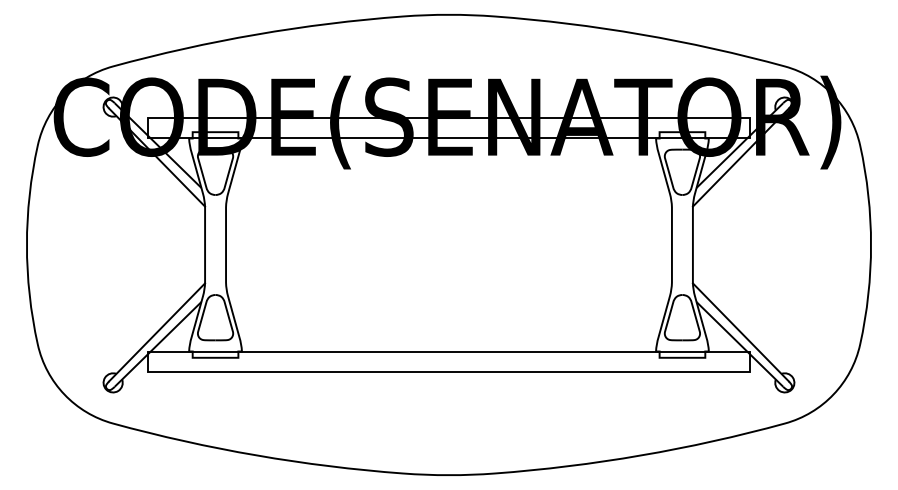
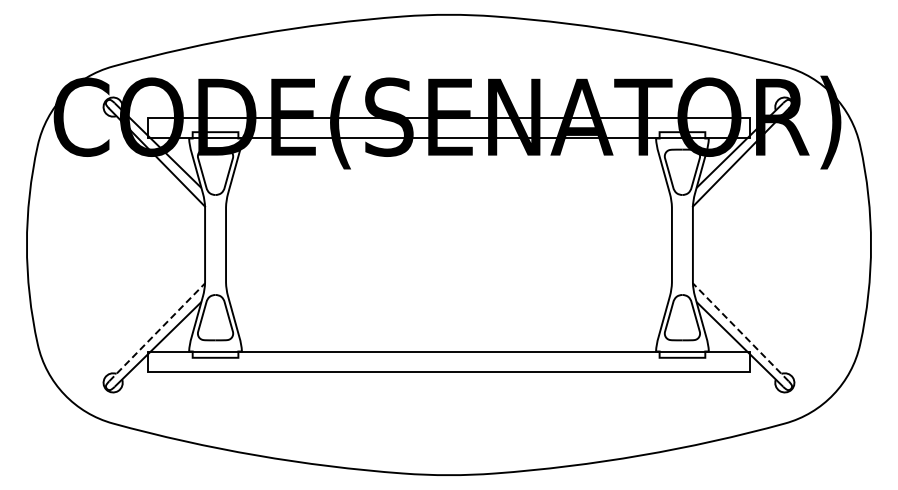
line: solid -> dashed (157, 332)
line: solid -> dashed (740, 332)
